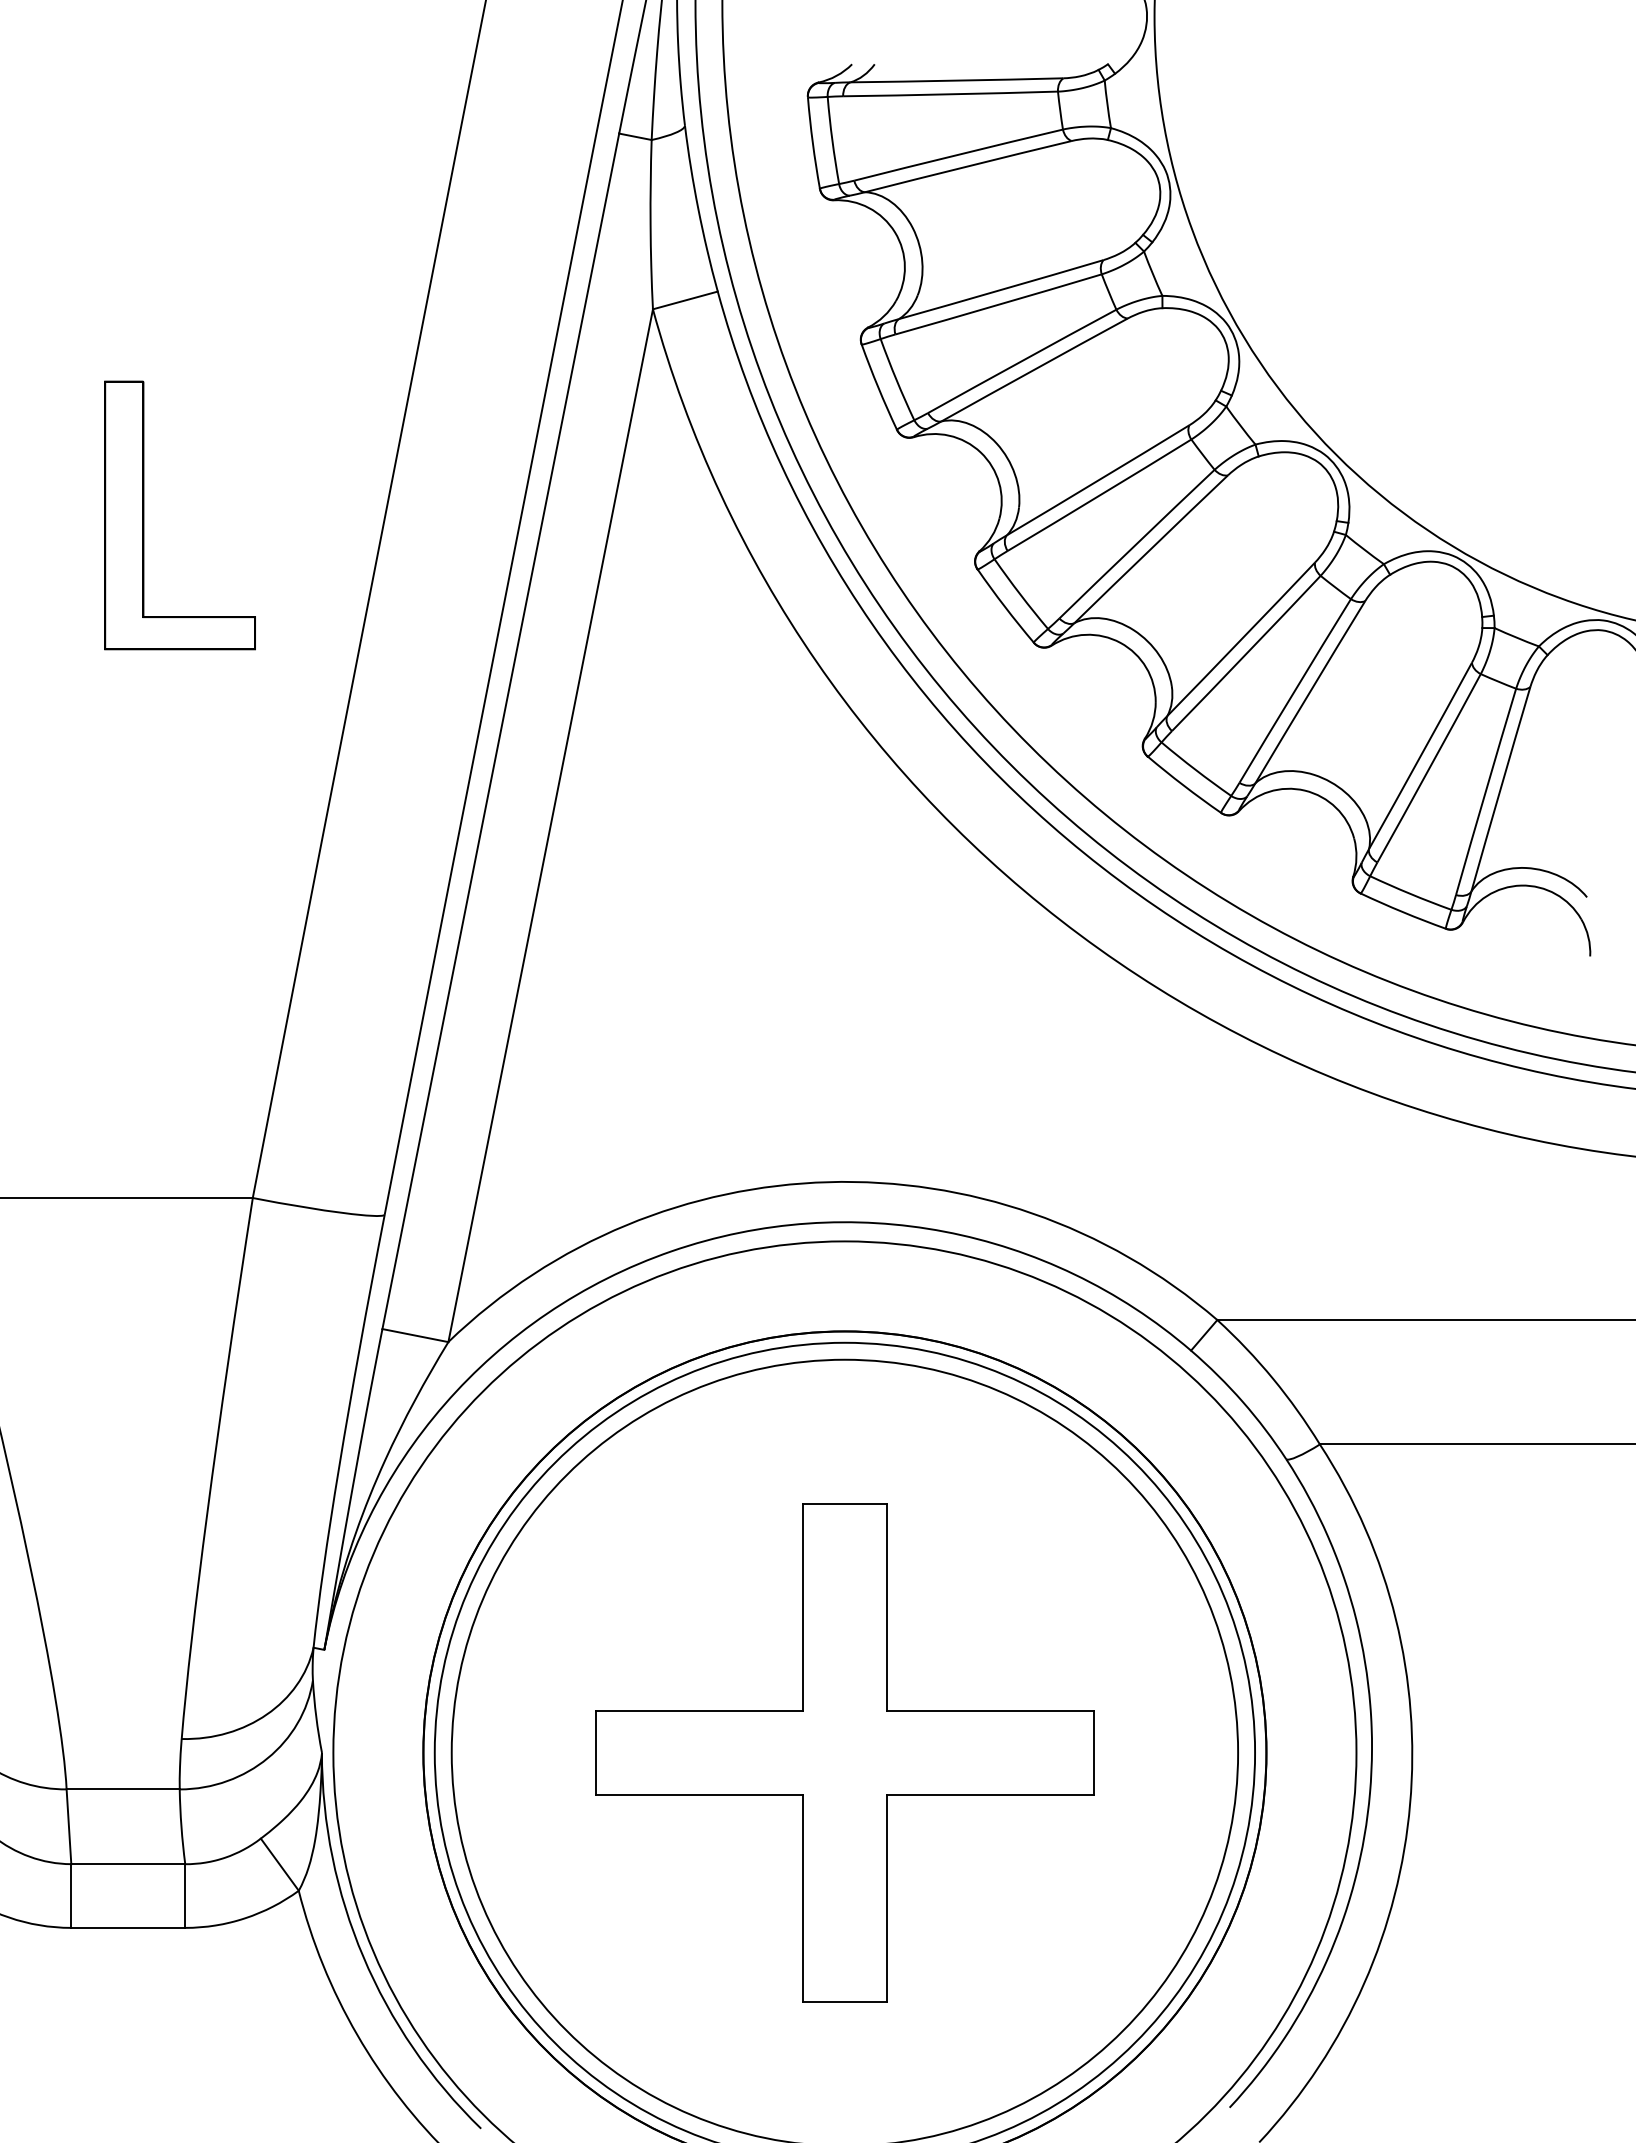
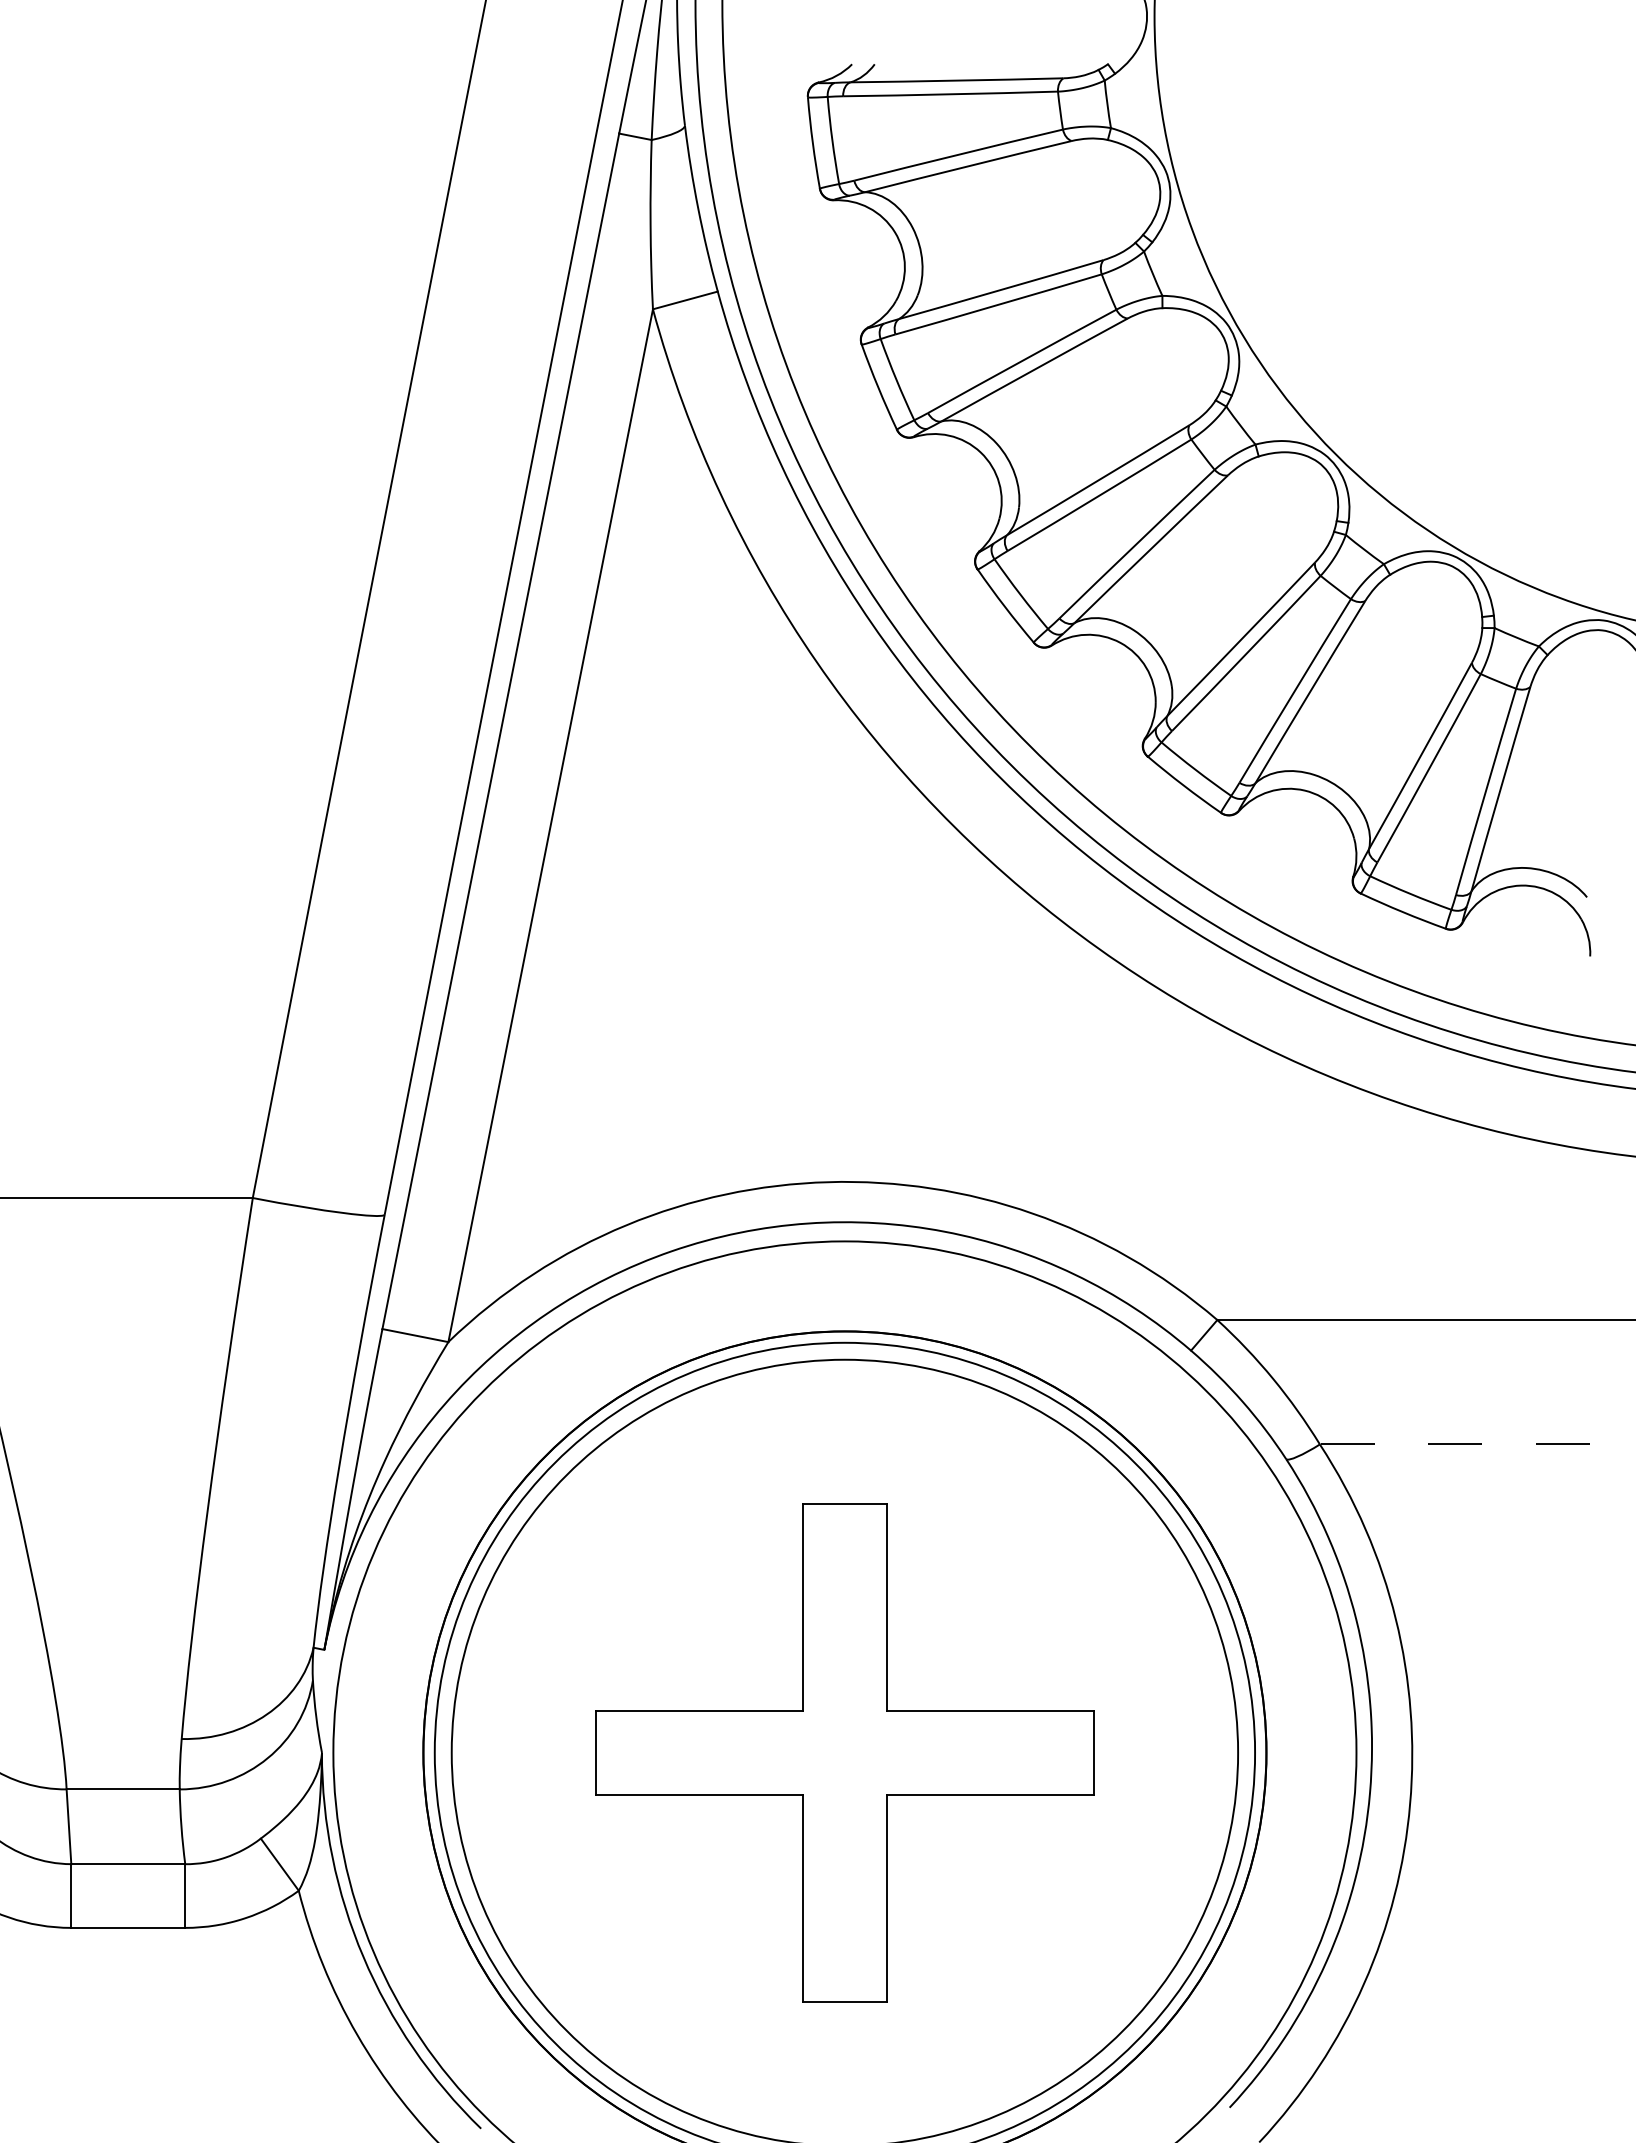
part: present -> none (144, 515)
line: solid -> dashed (1477, 1444)
